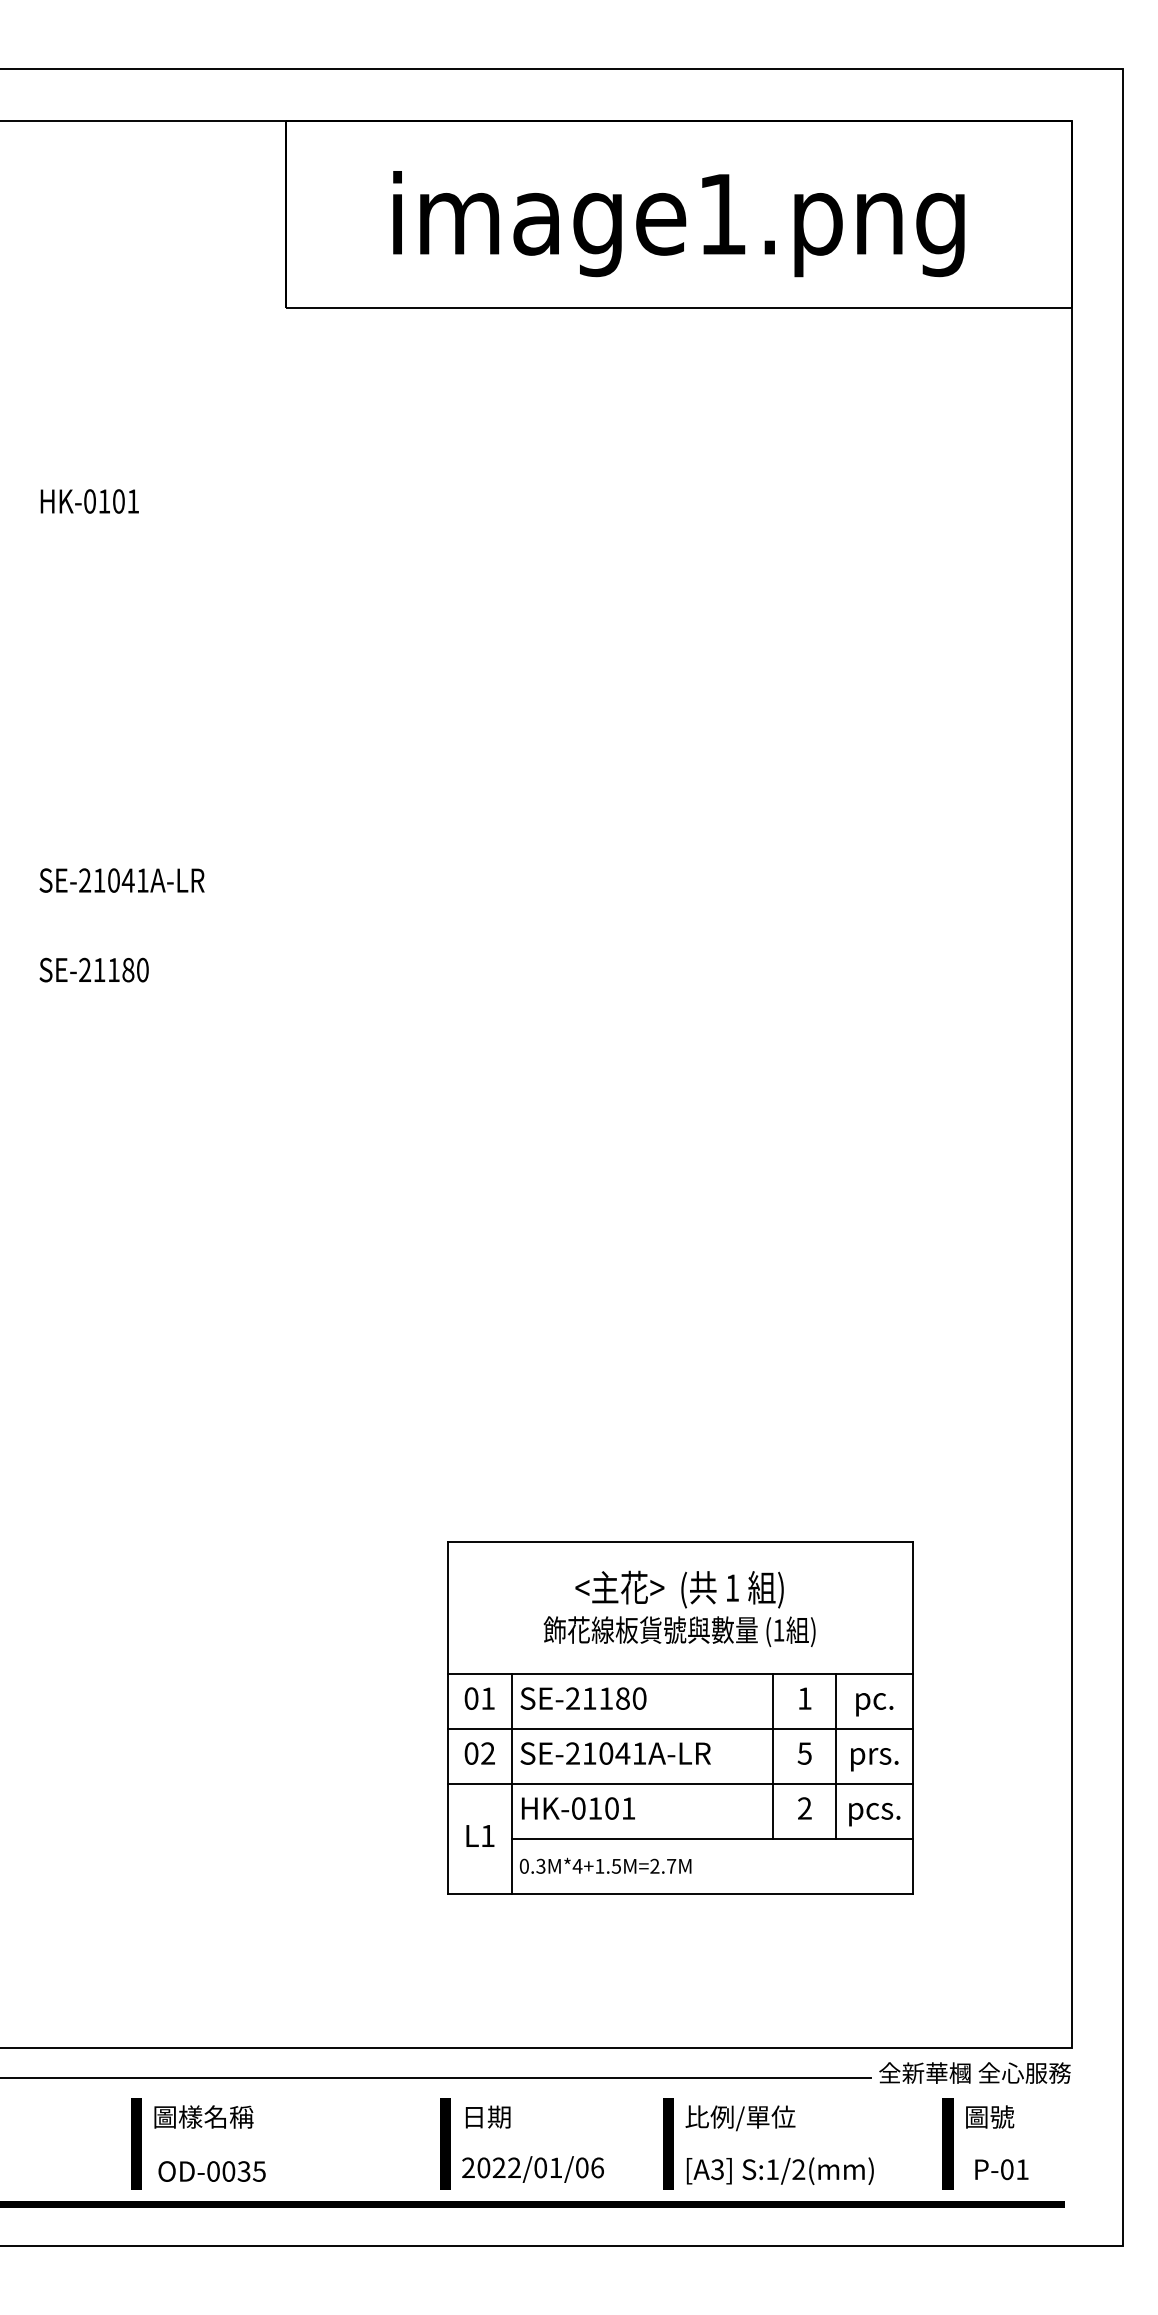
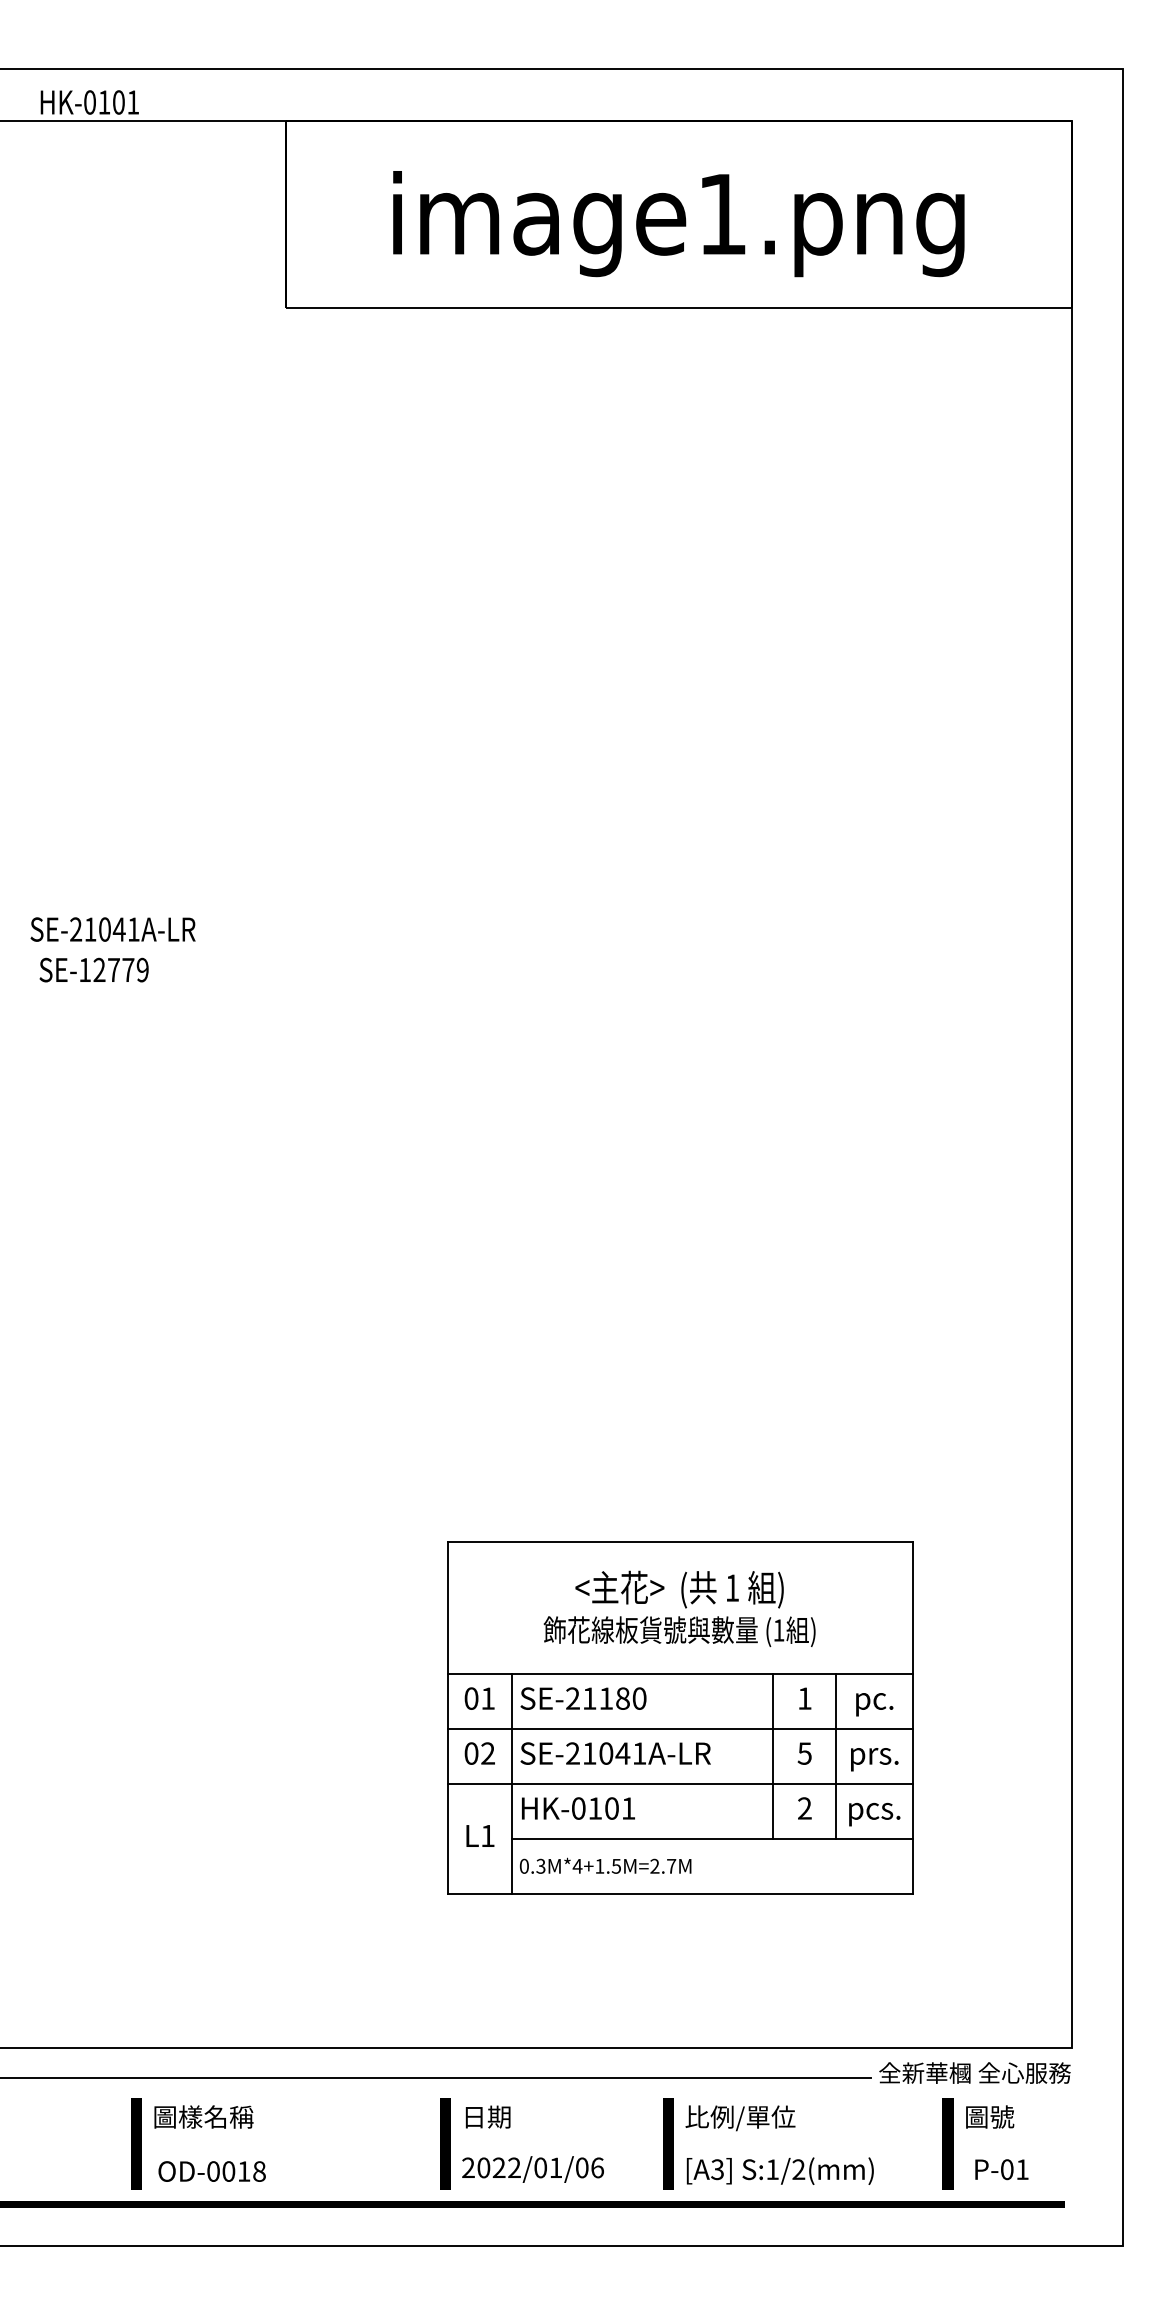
text position: (89, 501) -> (89, 102) (89, 102)
text position: (121, 880) -> (112, 929) (112, 929)
text: SE-21180 -> SE-12779 (113, 969)
text: OD-0035 -> OD-0018 (251, 2171)
